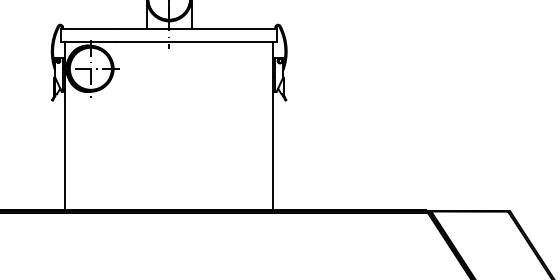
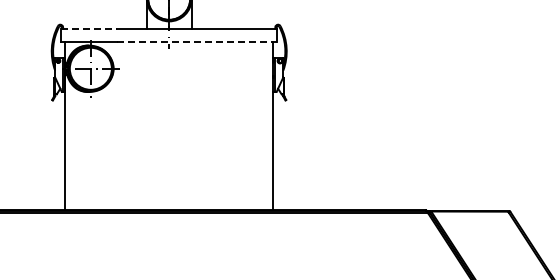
line: solid -> dashed (89, 28)
line: solid -> dashed (197, 42)
